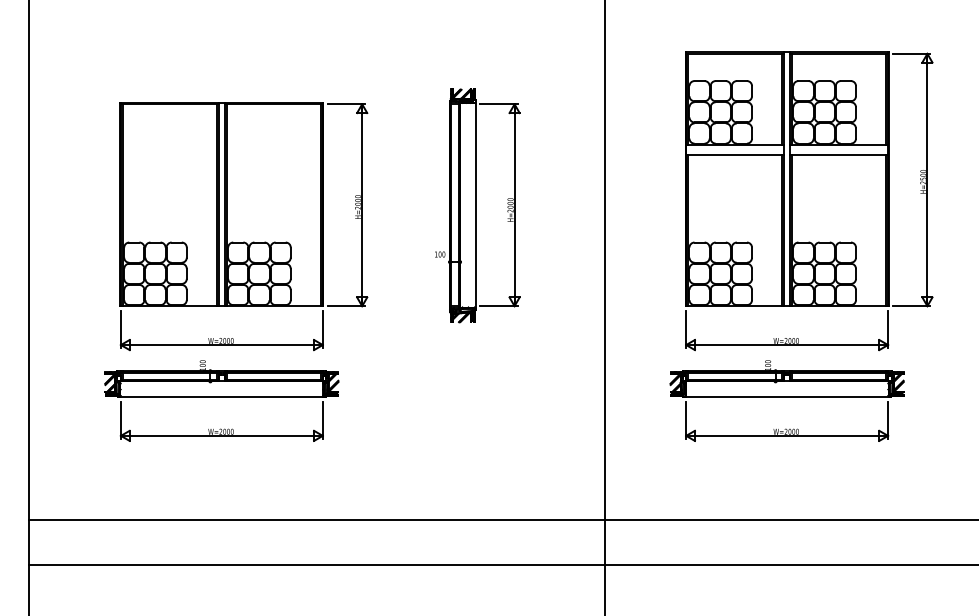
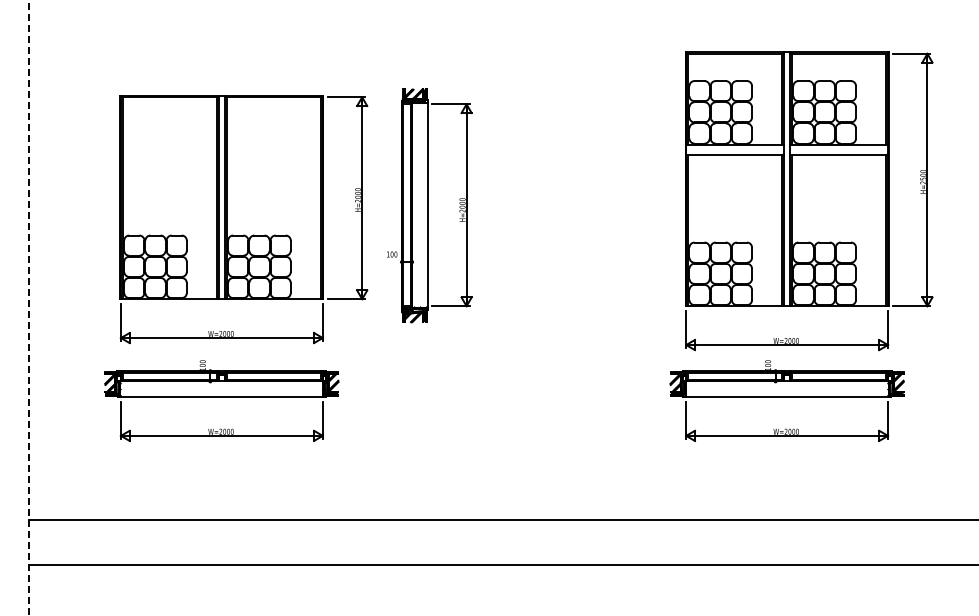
part position: (477, 205) -> (429, 205) (429, 205)
part position: (243, 226) -> (243, 219) (243, 219)
line: solid -> dashed (29, 307)
line: present -> none (604, 307)
